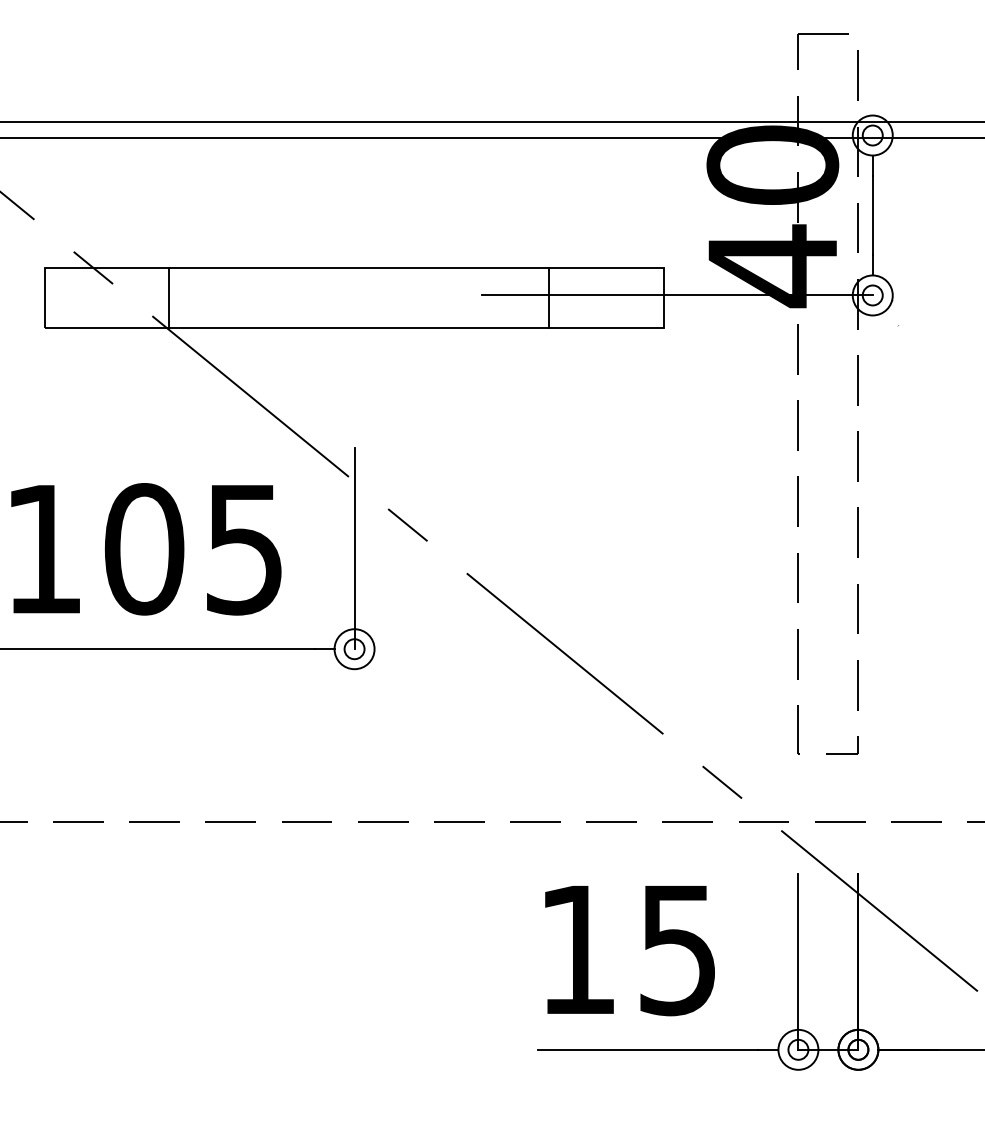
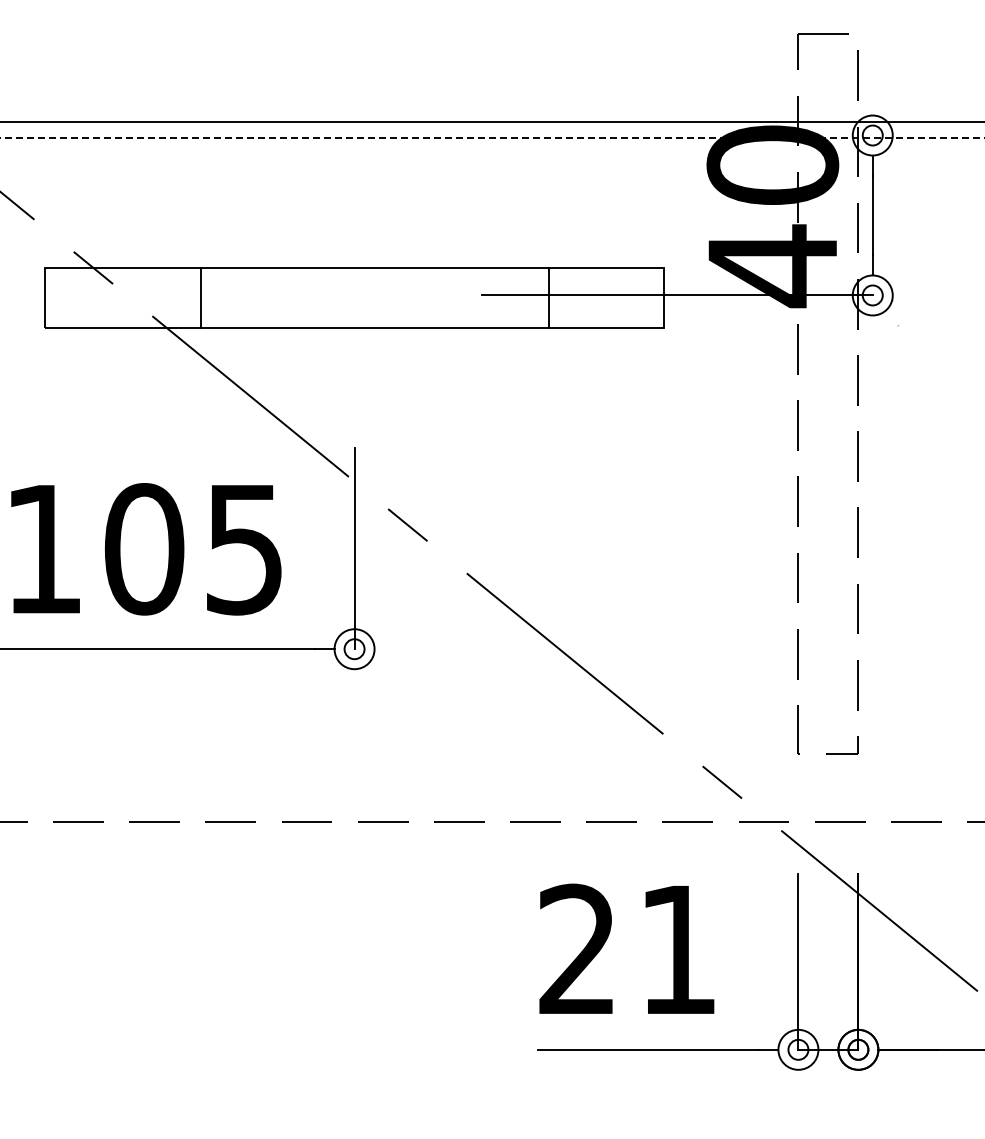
line: solid -> dashed (492, 138)
line position: (168, 298) -> (200, 298) (200, 298)
text: 15 -> 21 (626, 949)
